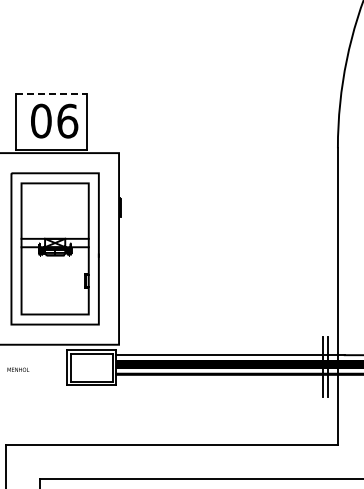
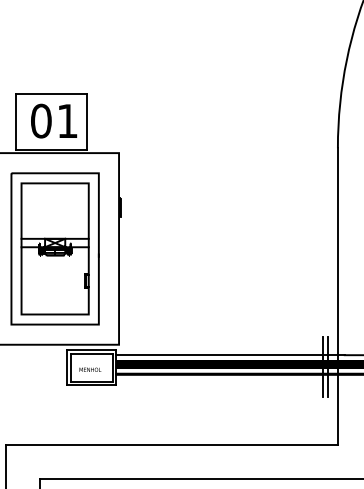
line: dashed -> solid (52, 94)
text: 06 -> 01 (67, 120)
text position: (18, 369) -> (90, 369) (90, 369)
